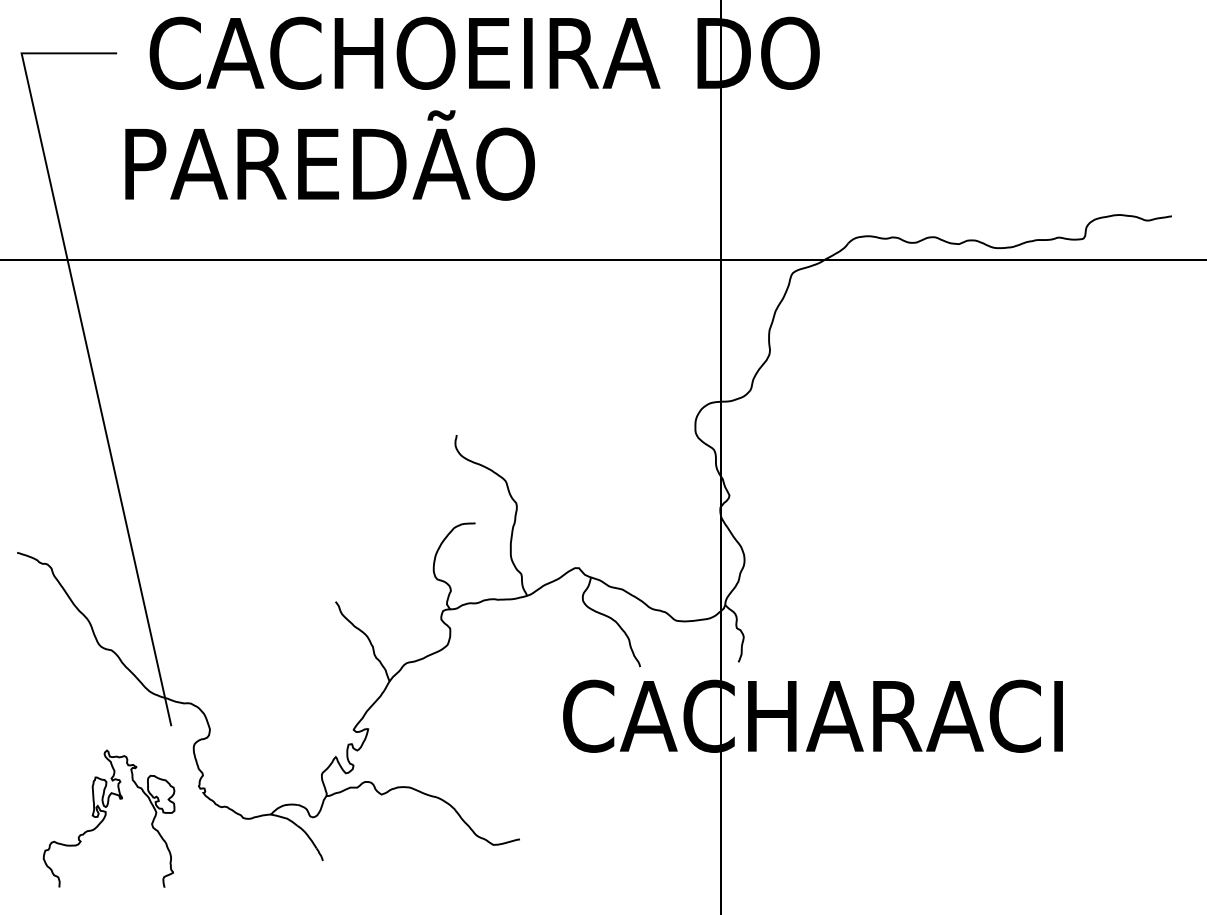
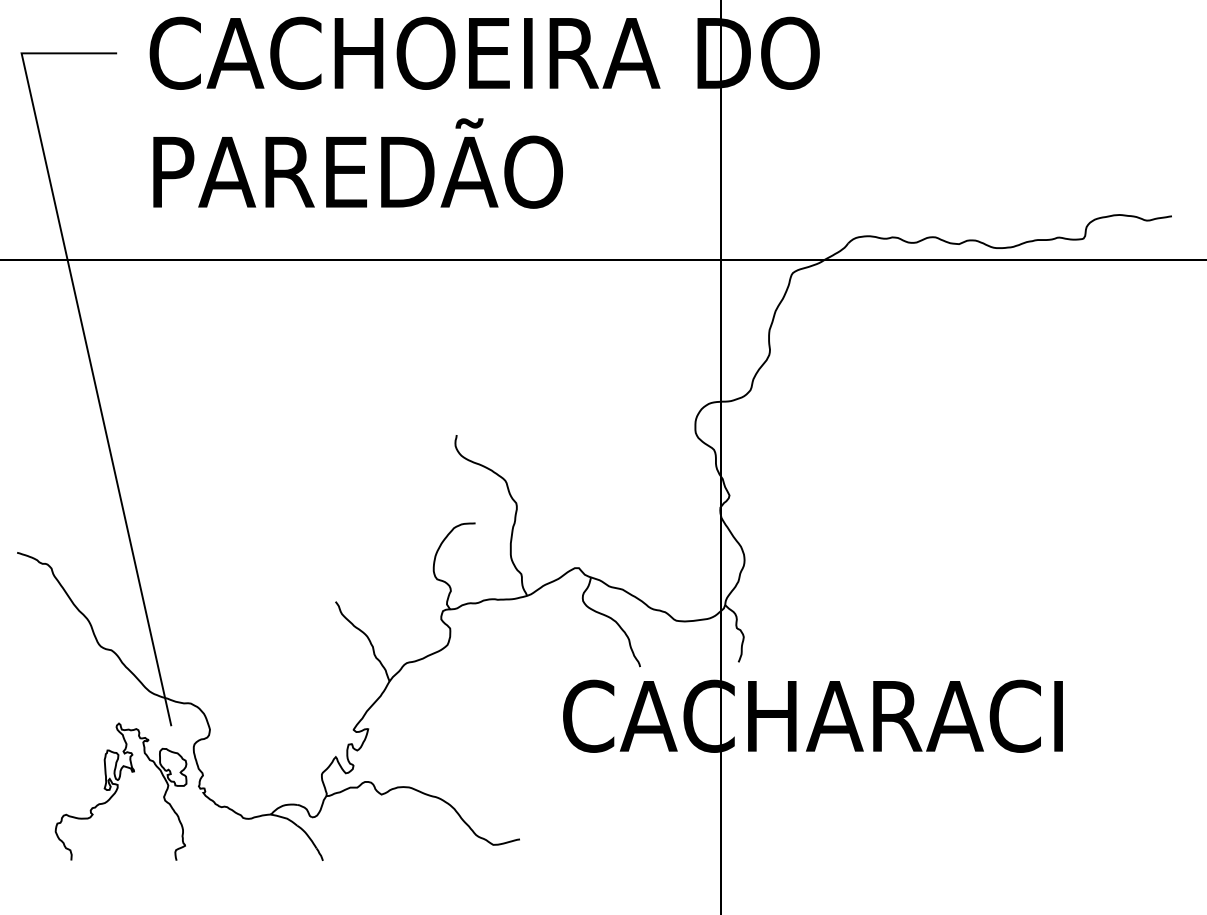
text position: (329, 155) -> (357, 163) (357, 163)
part position: (108, 818) -> (120, 791) (120, 791)
